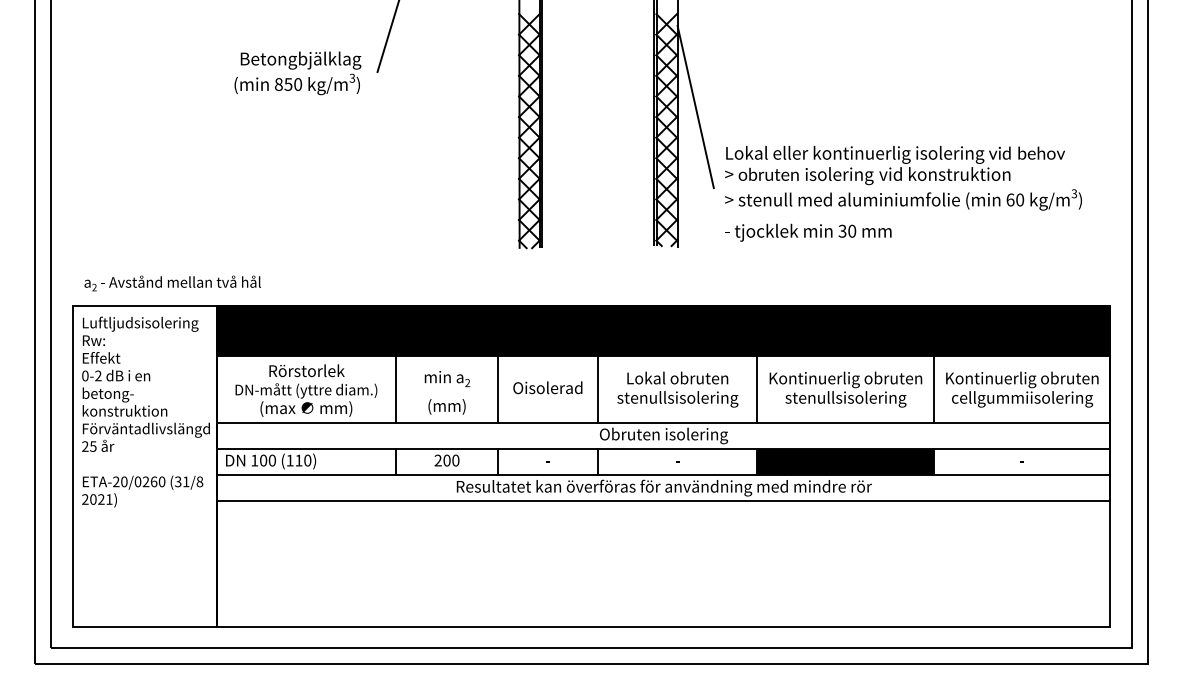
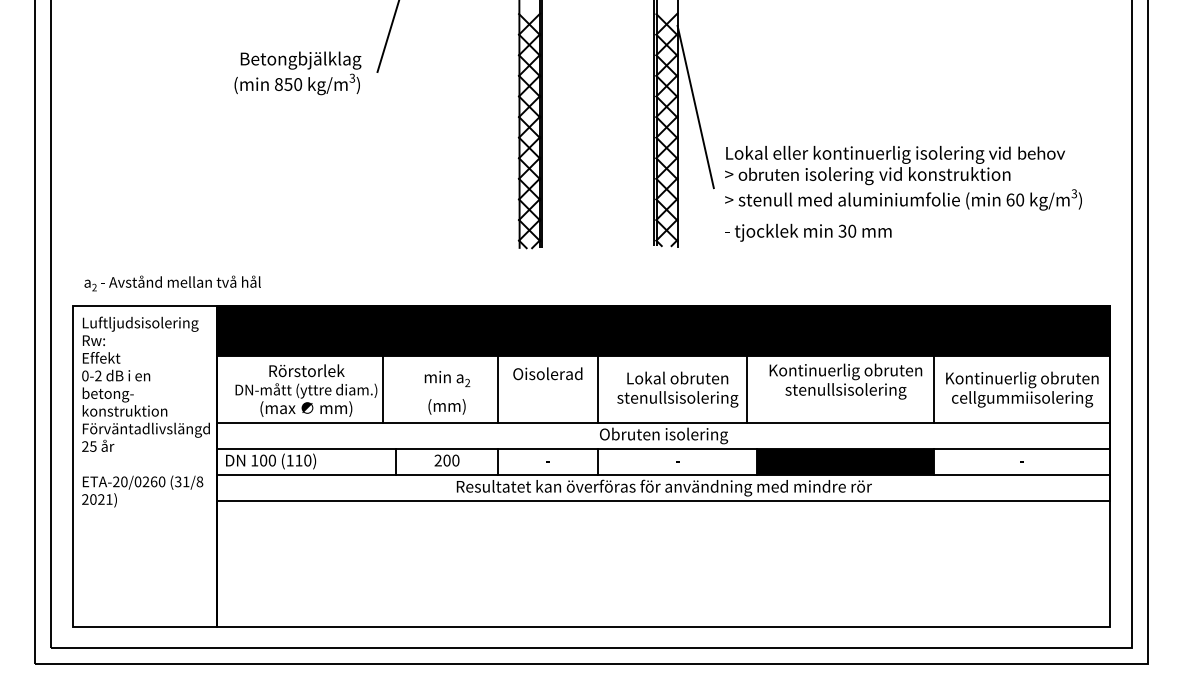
text position: (547, 387) -> (547, 373) (547, 373)
line position: (395, 389) -> (382, 389) (382, 389)
line position: (757, 389) -> (747, 389) (747, 389)
text position: (845, 389) -> (845, 381) (845, 381)
